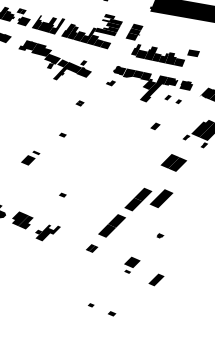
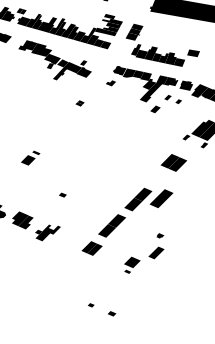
fill: none -> present (33, 20)
fill: none -> present (60, 28)
fill: none -> present (199, 90)
part position: (155, 125) -> (155, 108) (155, 108)
part: present -> none (62, 134)
part size: 13x9 px -> 22x15 px (91, 248)
part position: (156, 279) -> (156, 252) (156, 252)
